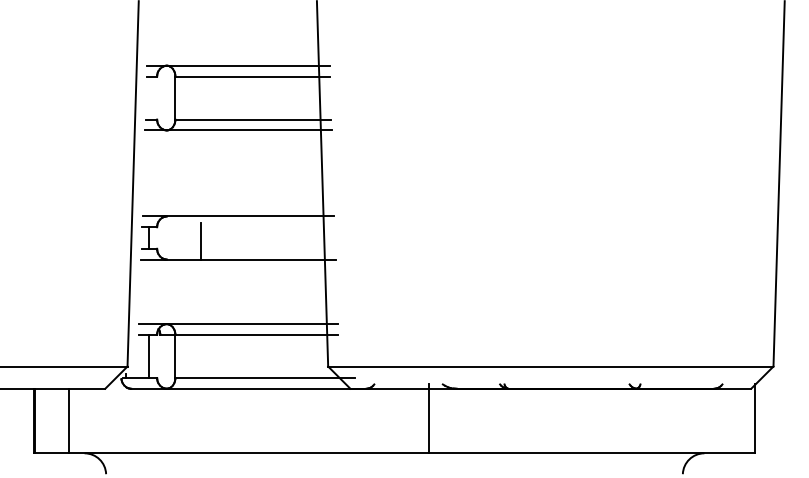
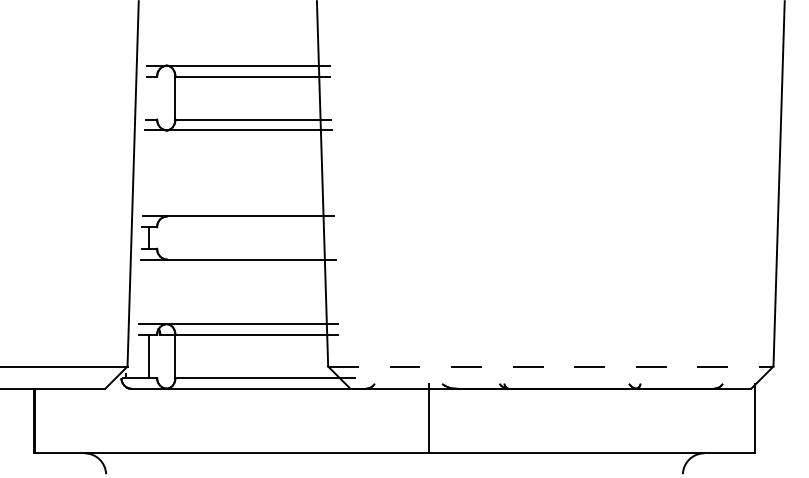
line: present -> none (200, 241)
line: solid -> dashed (550, 366)
line: present -> none (68, 420)
